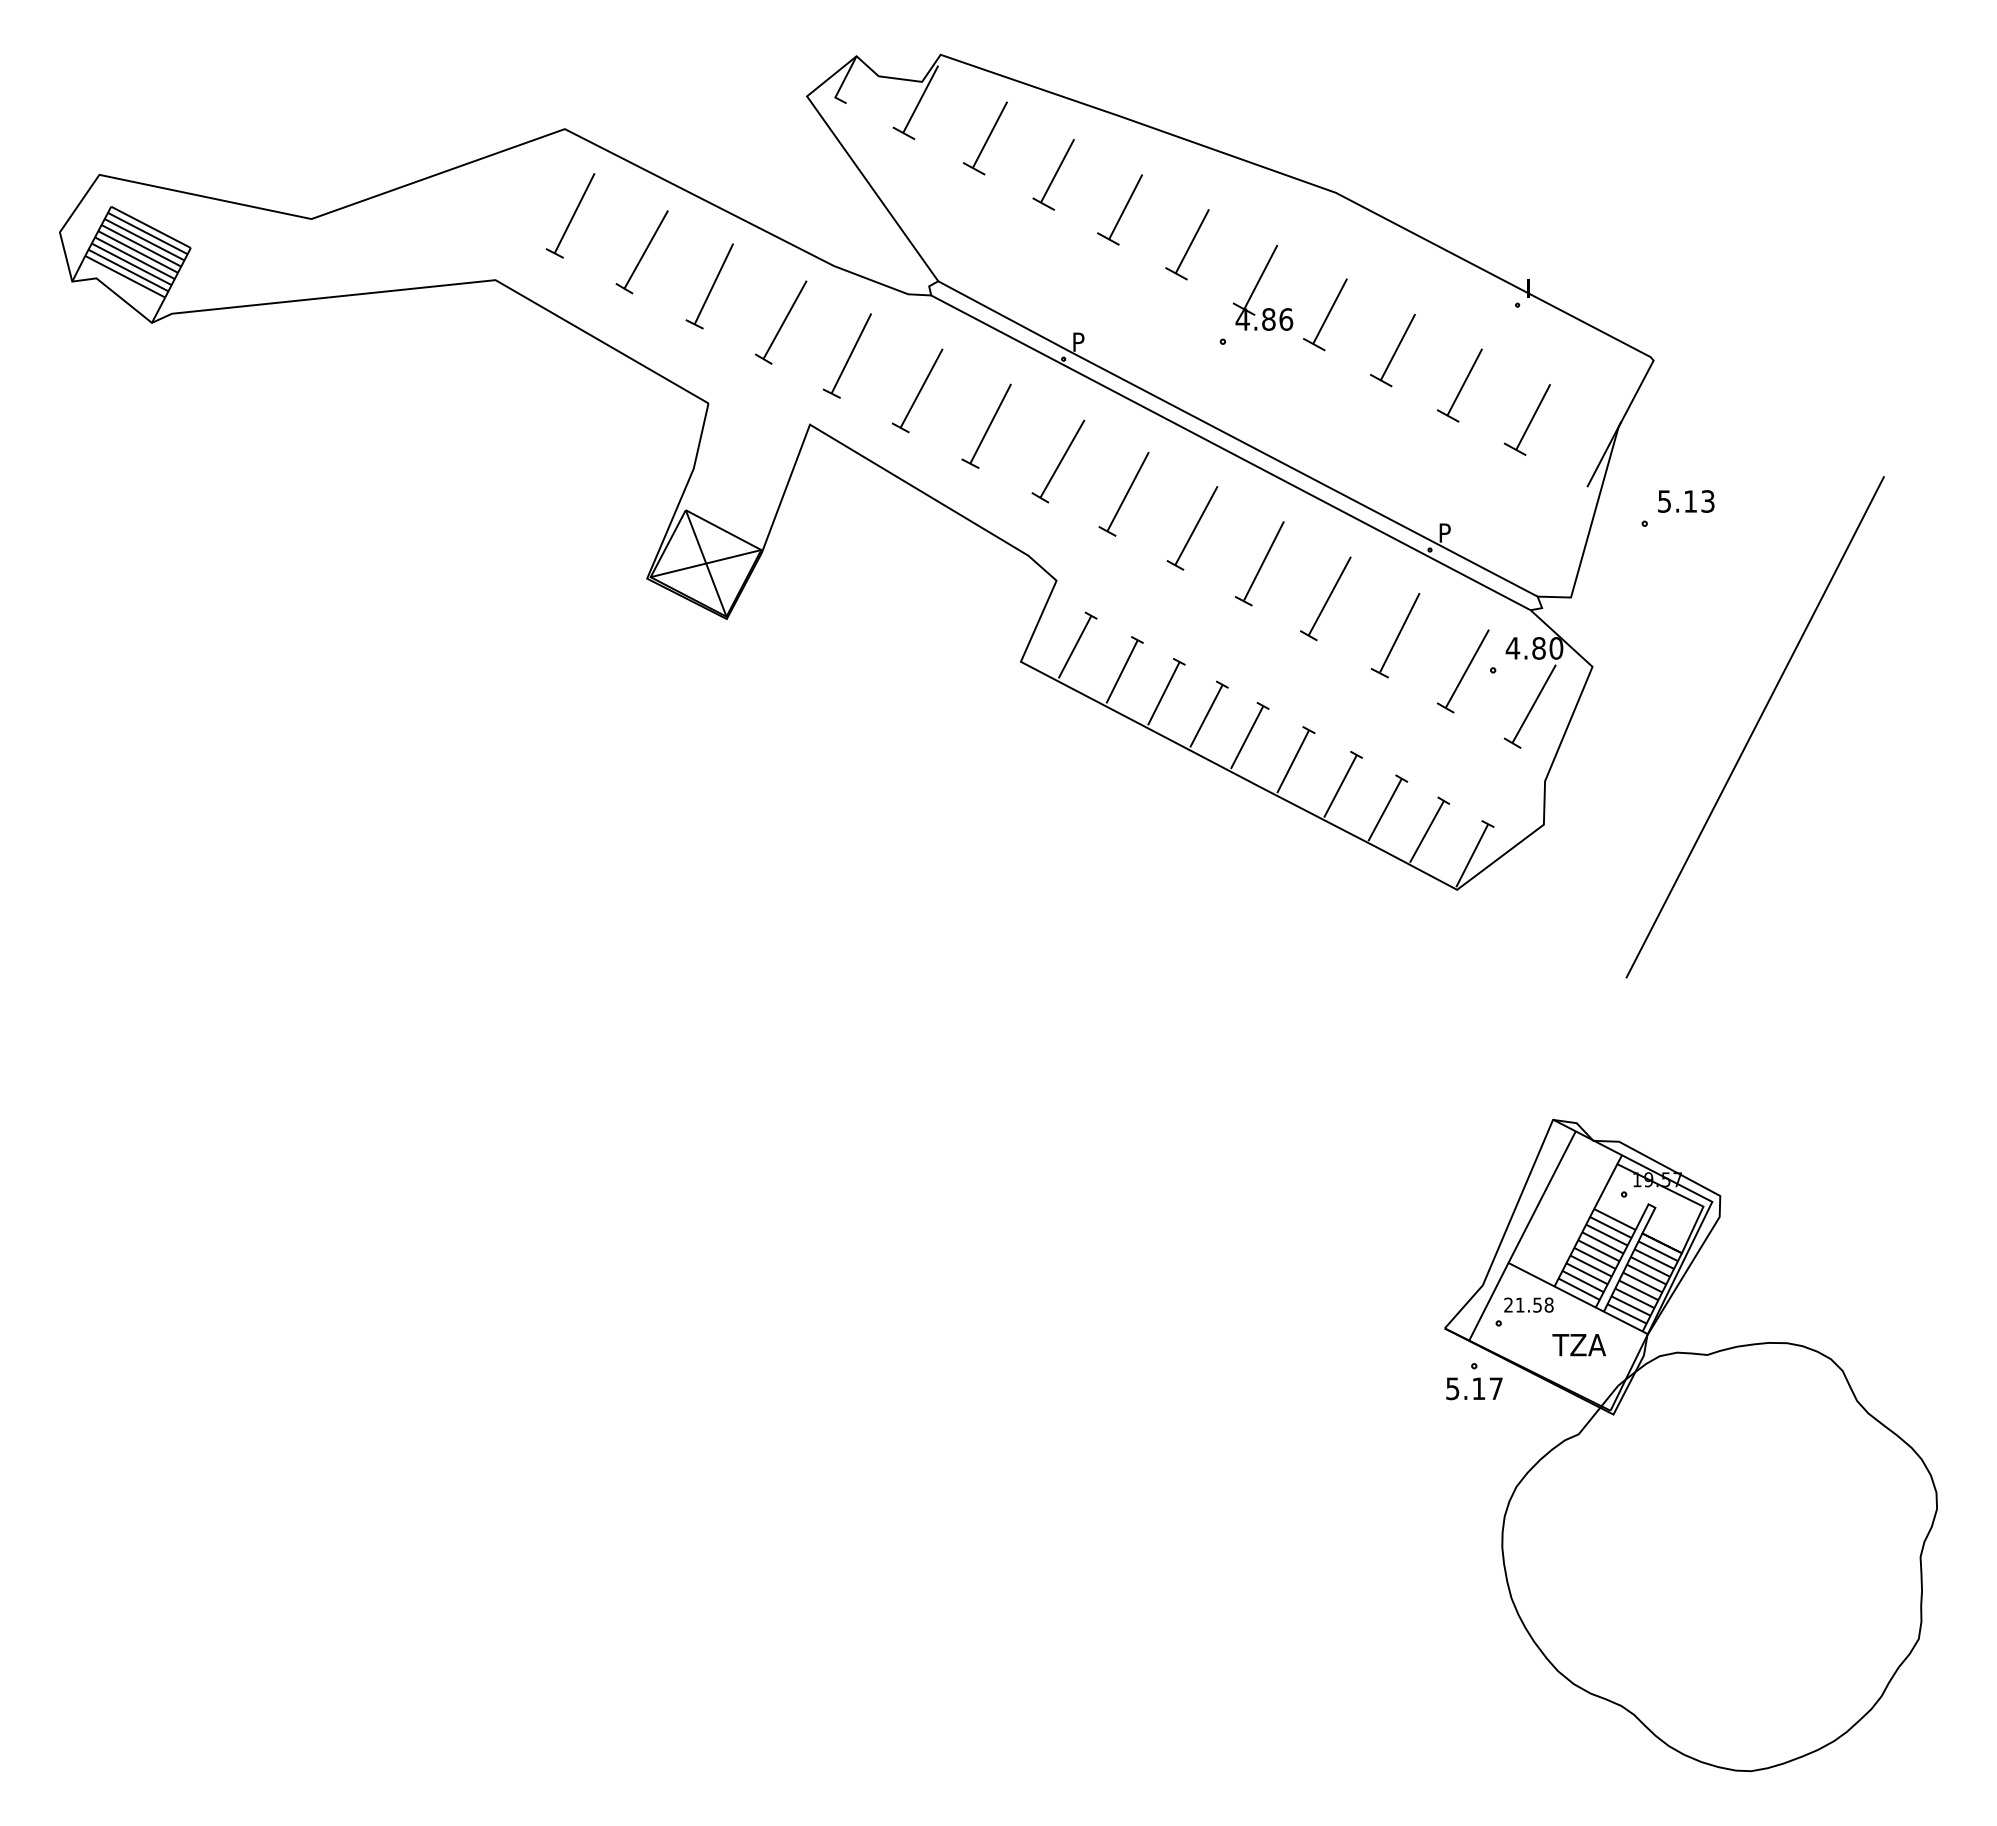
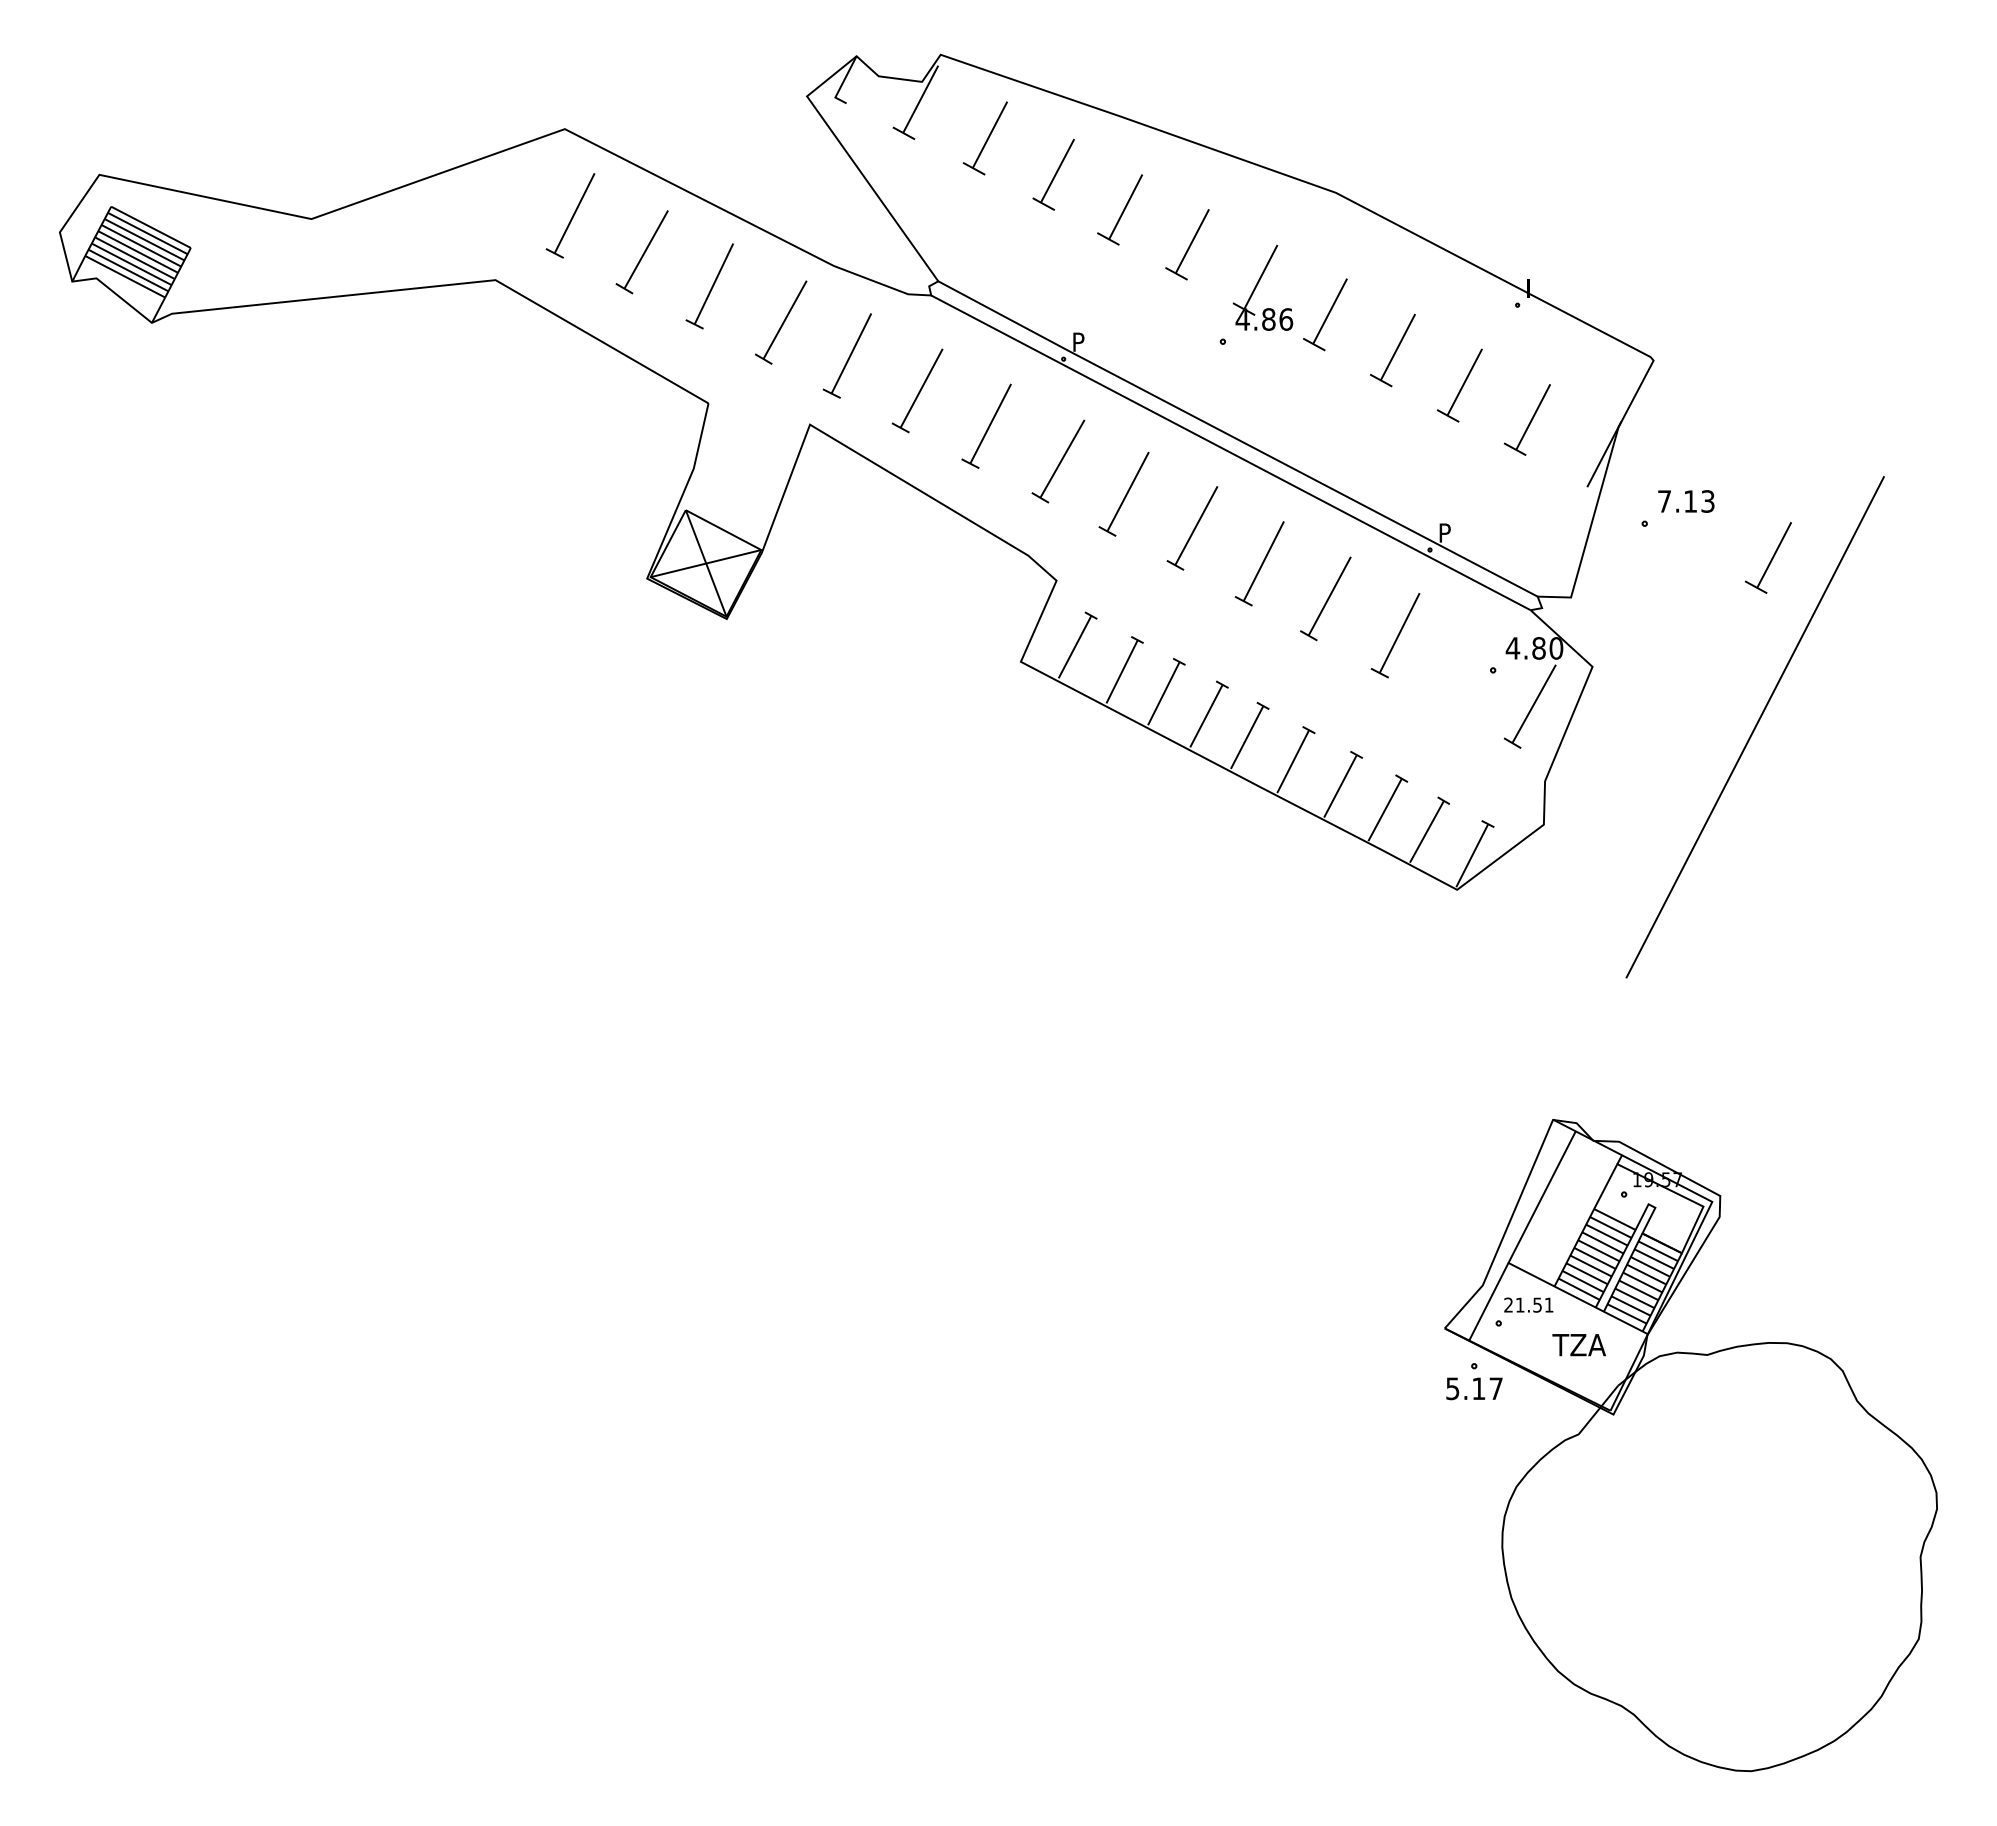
text: 5.13 -> 7.13 (1664, 501)
part: none -> present (1768, 557)
part: present -> none (1462, 671)
text: 21.58 -> 21.51 (1548, 1304)
